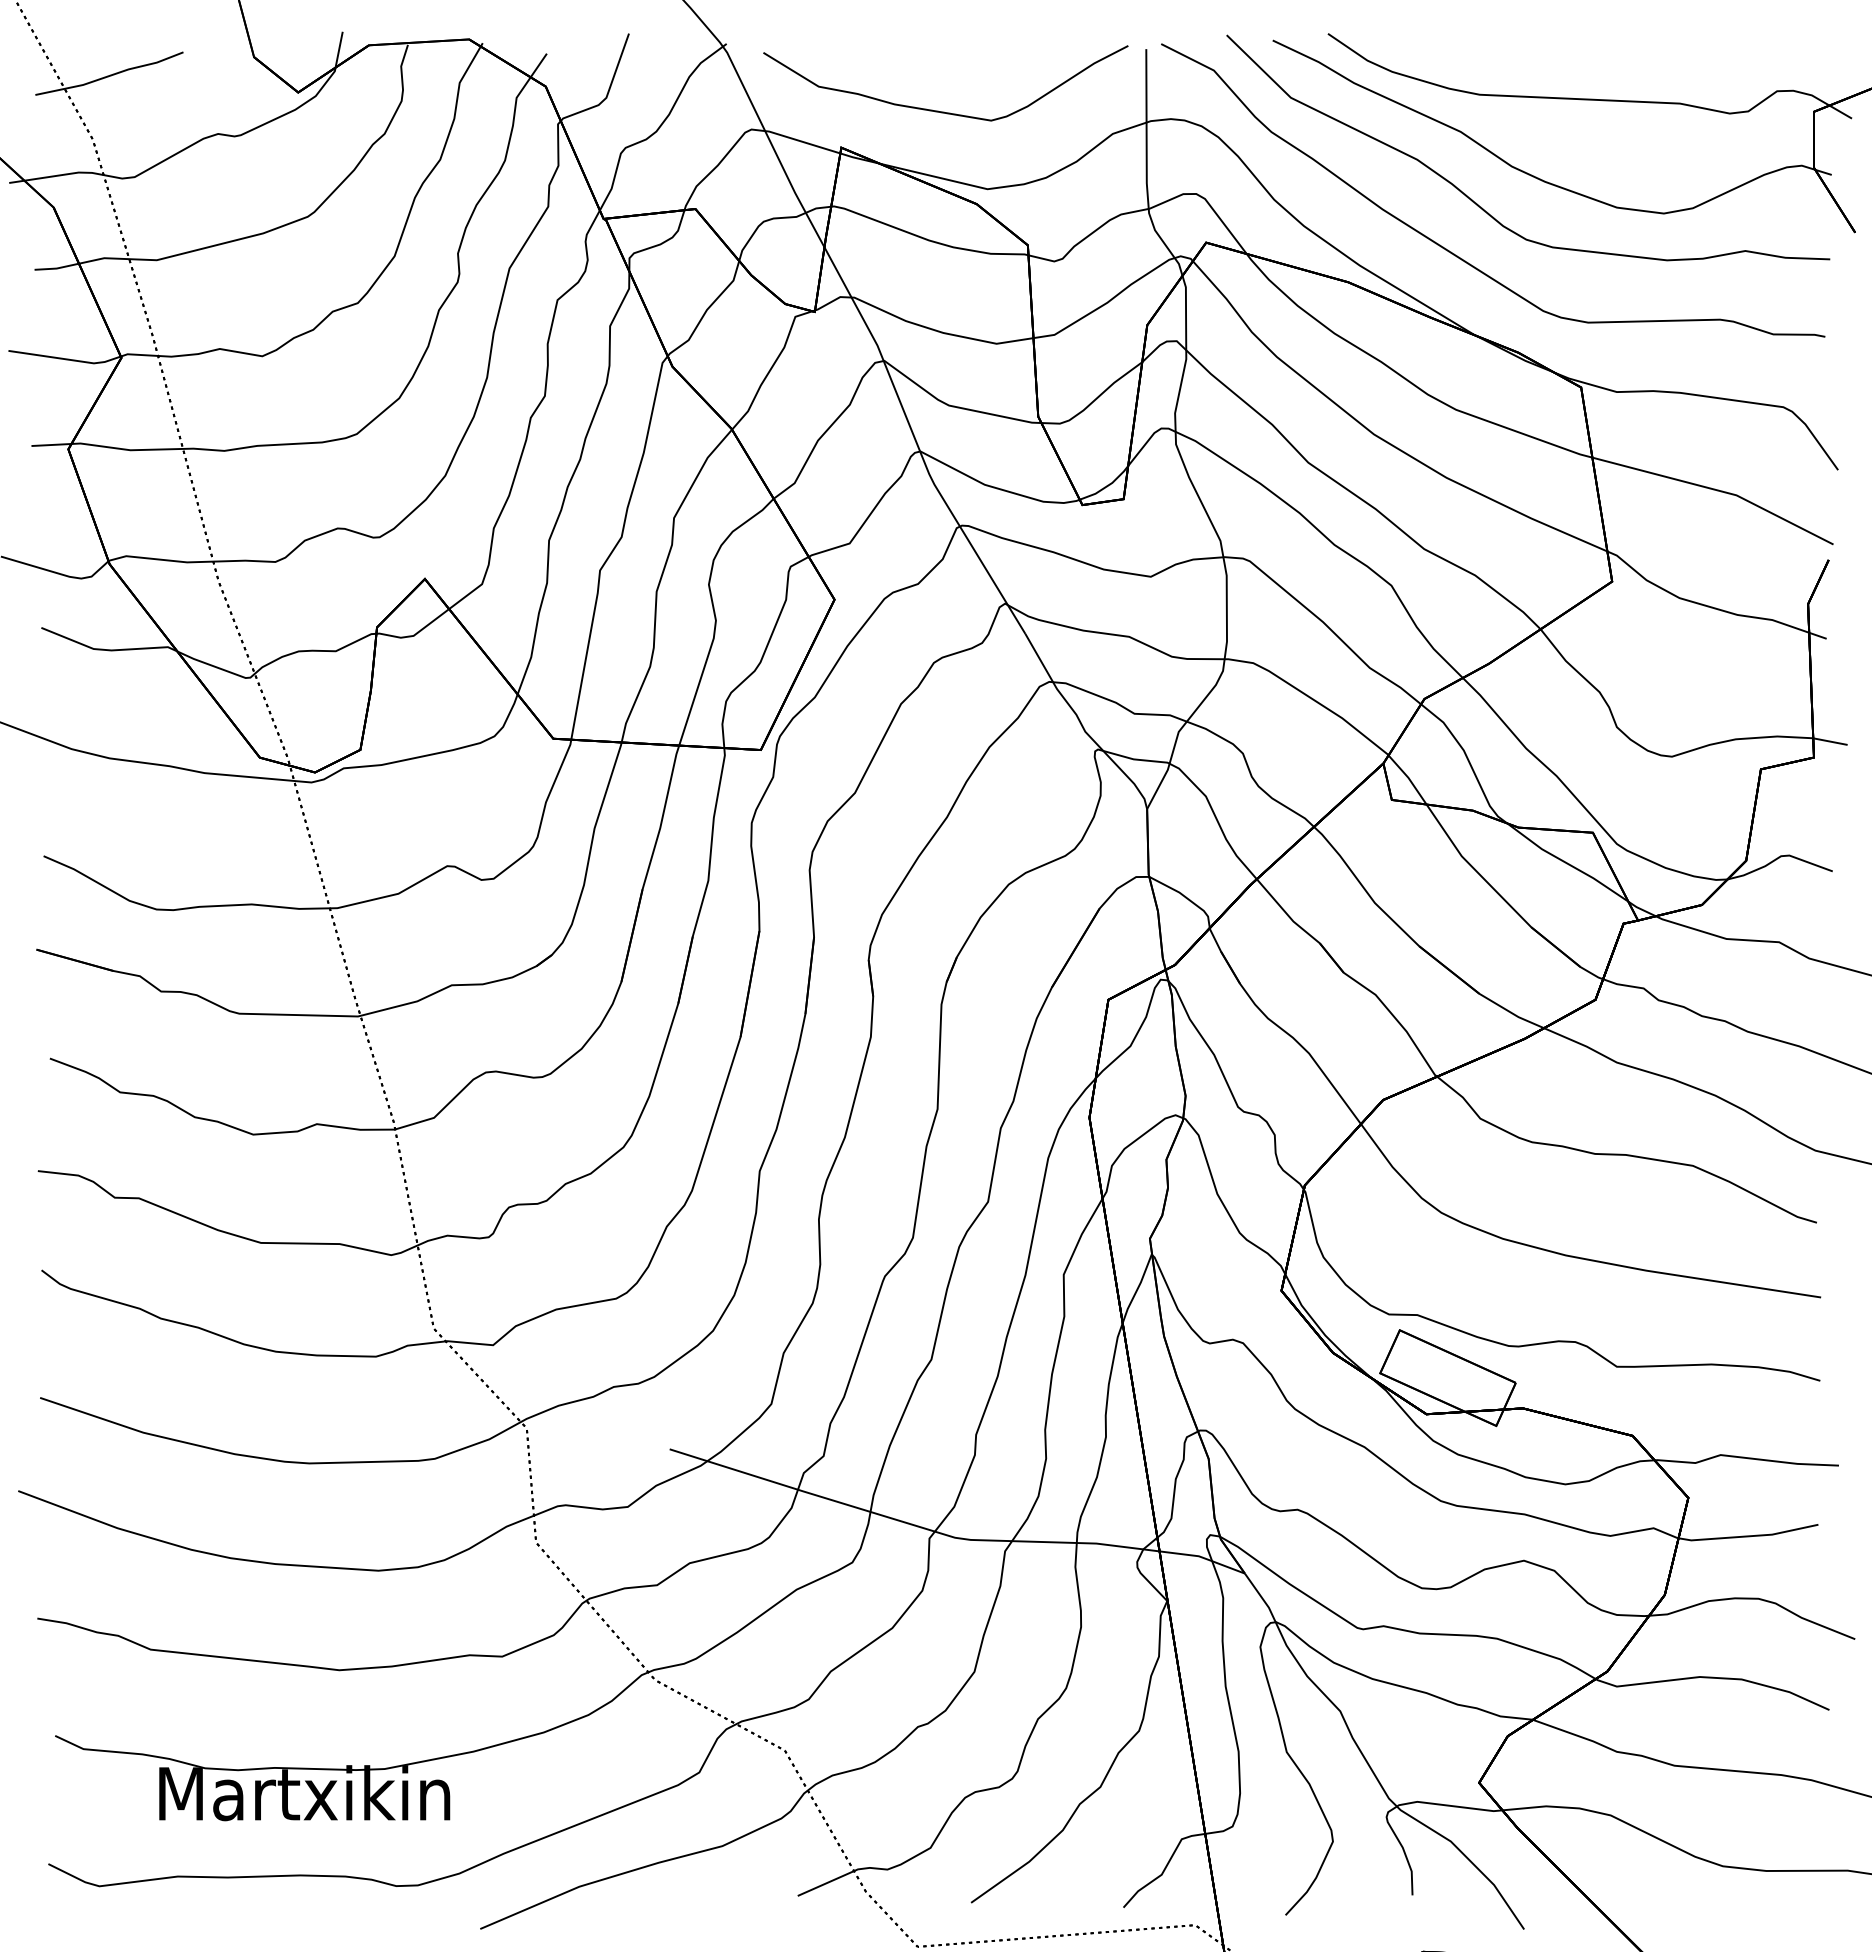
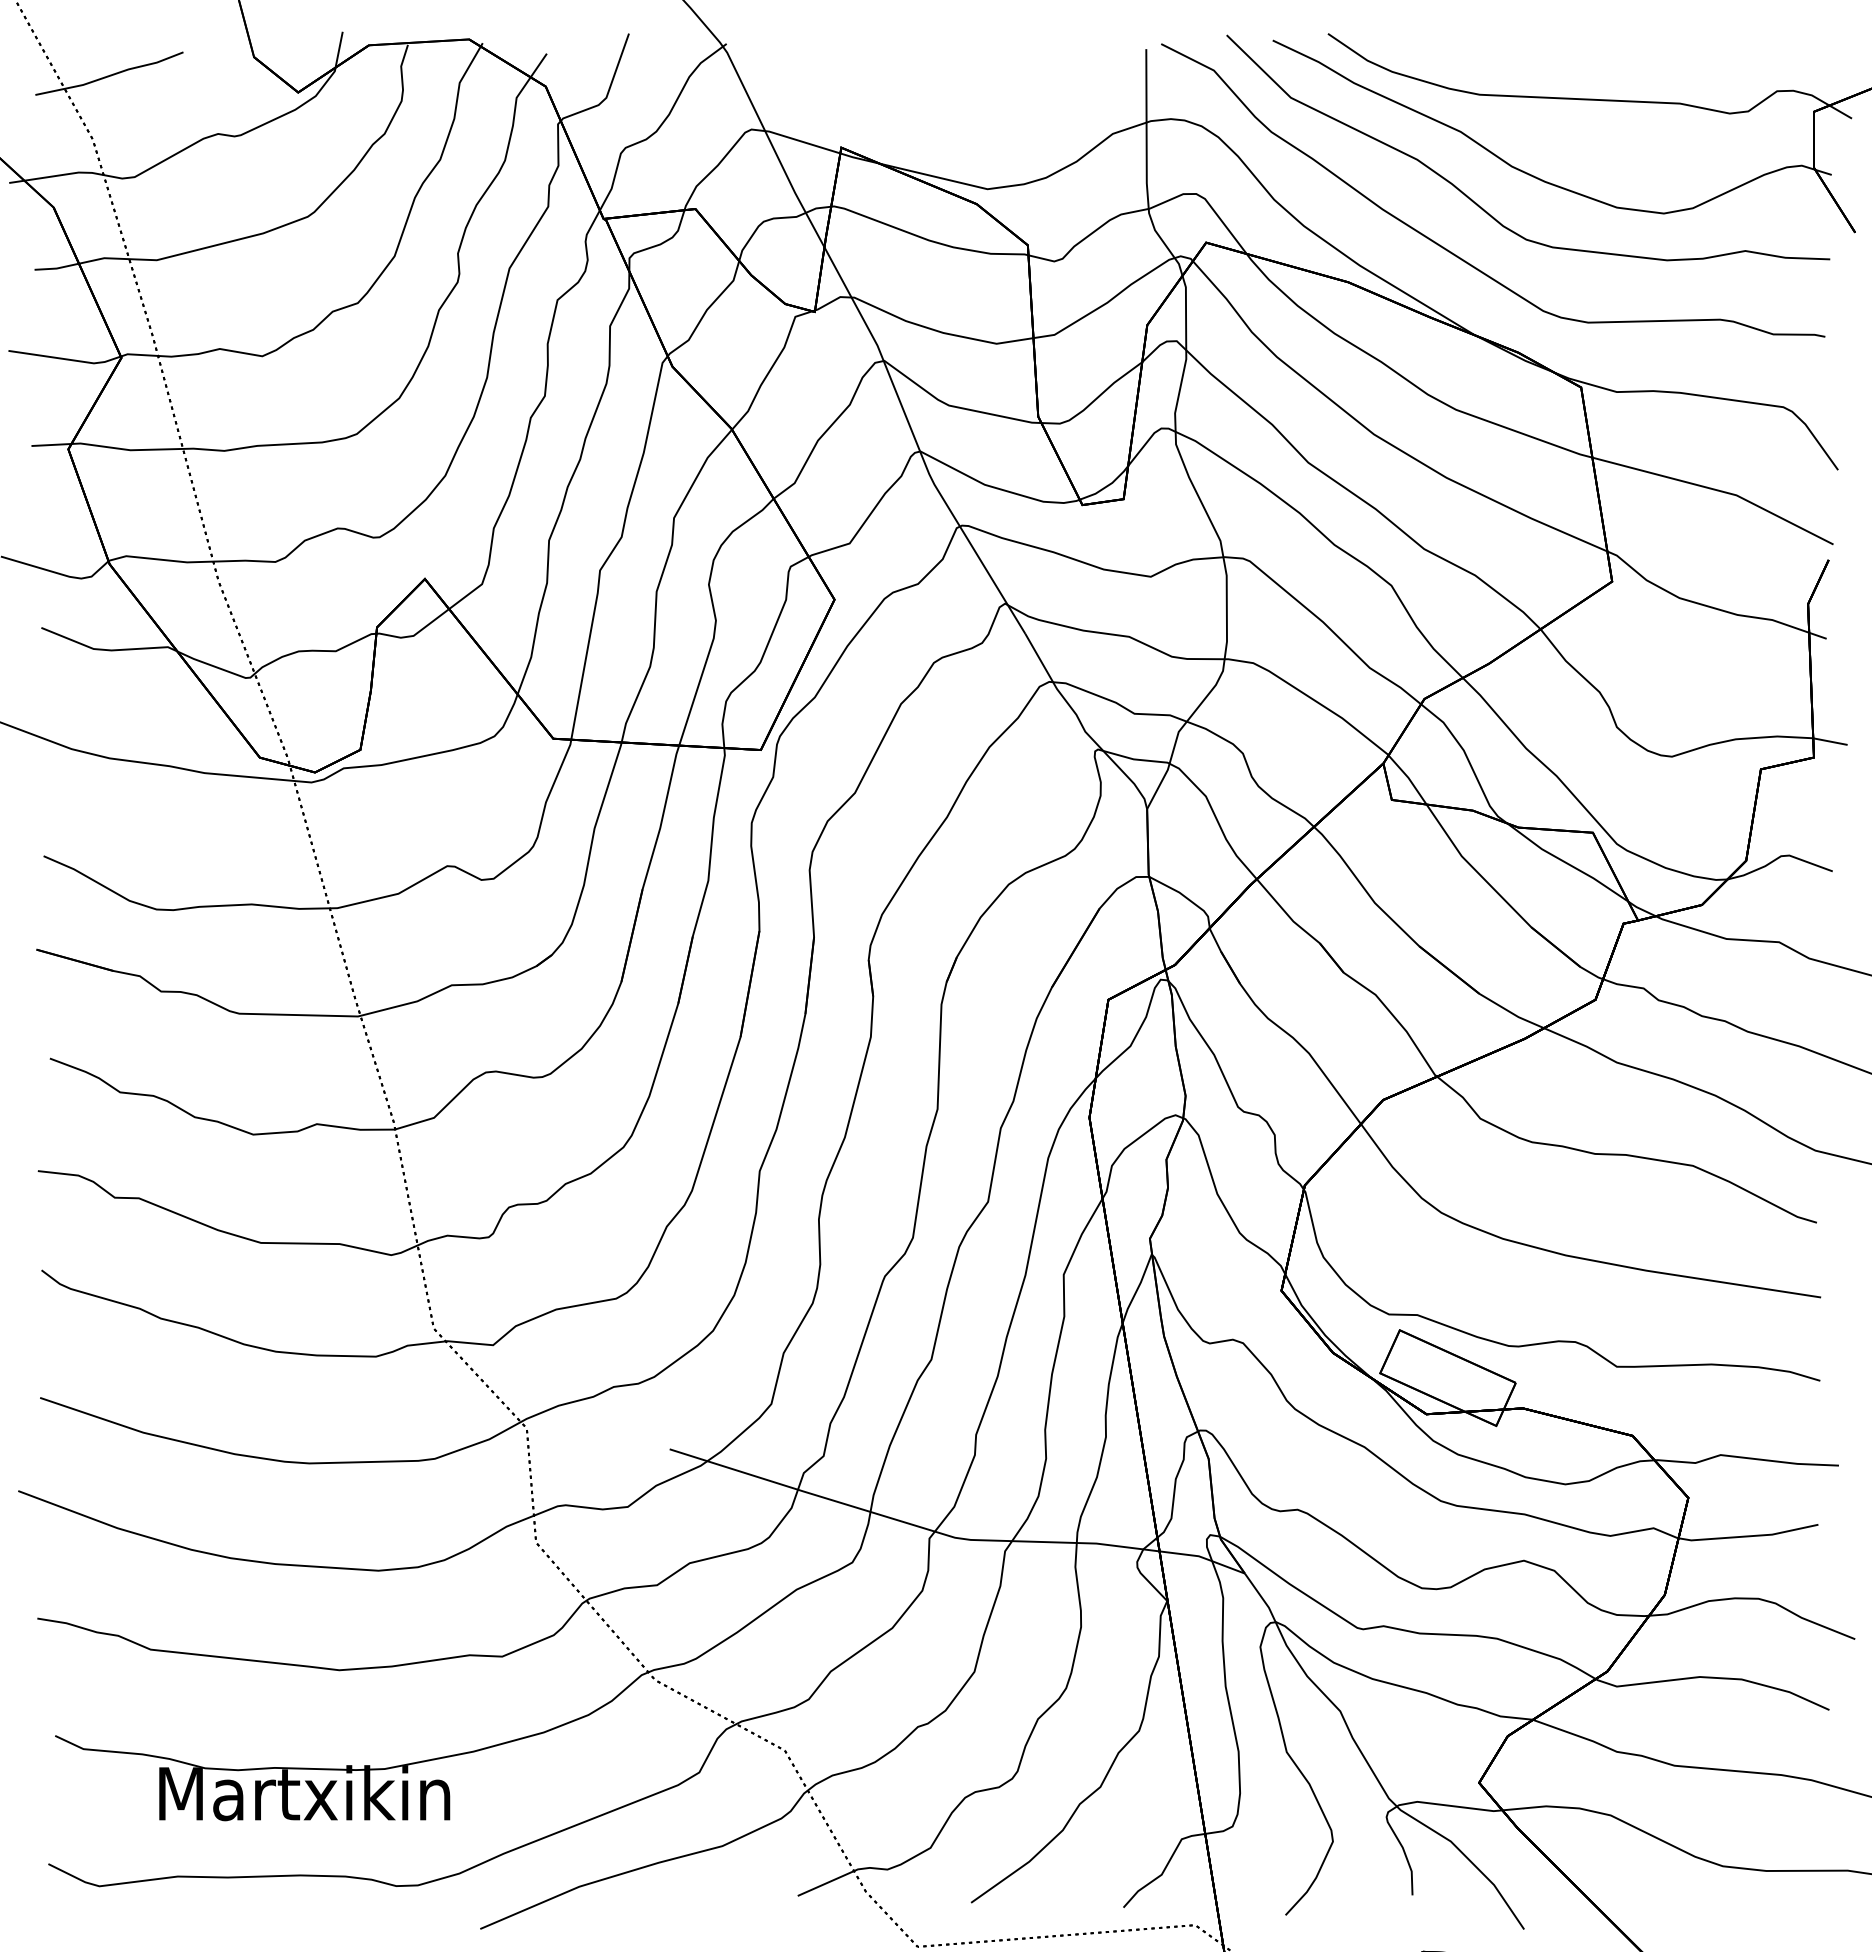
curve: present -> none (938, 110)
